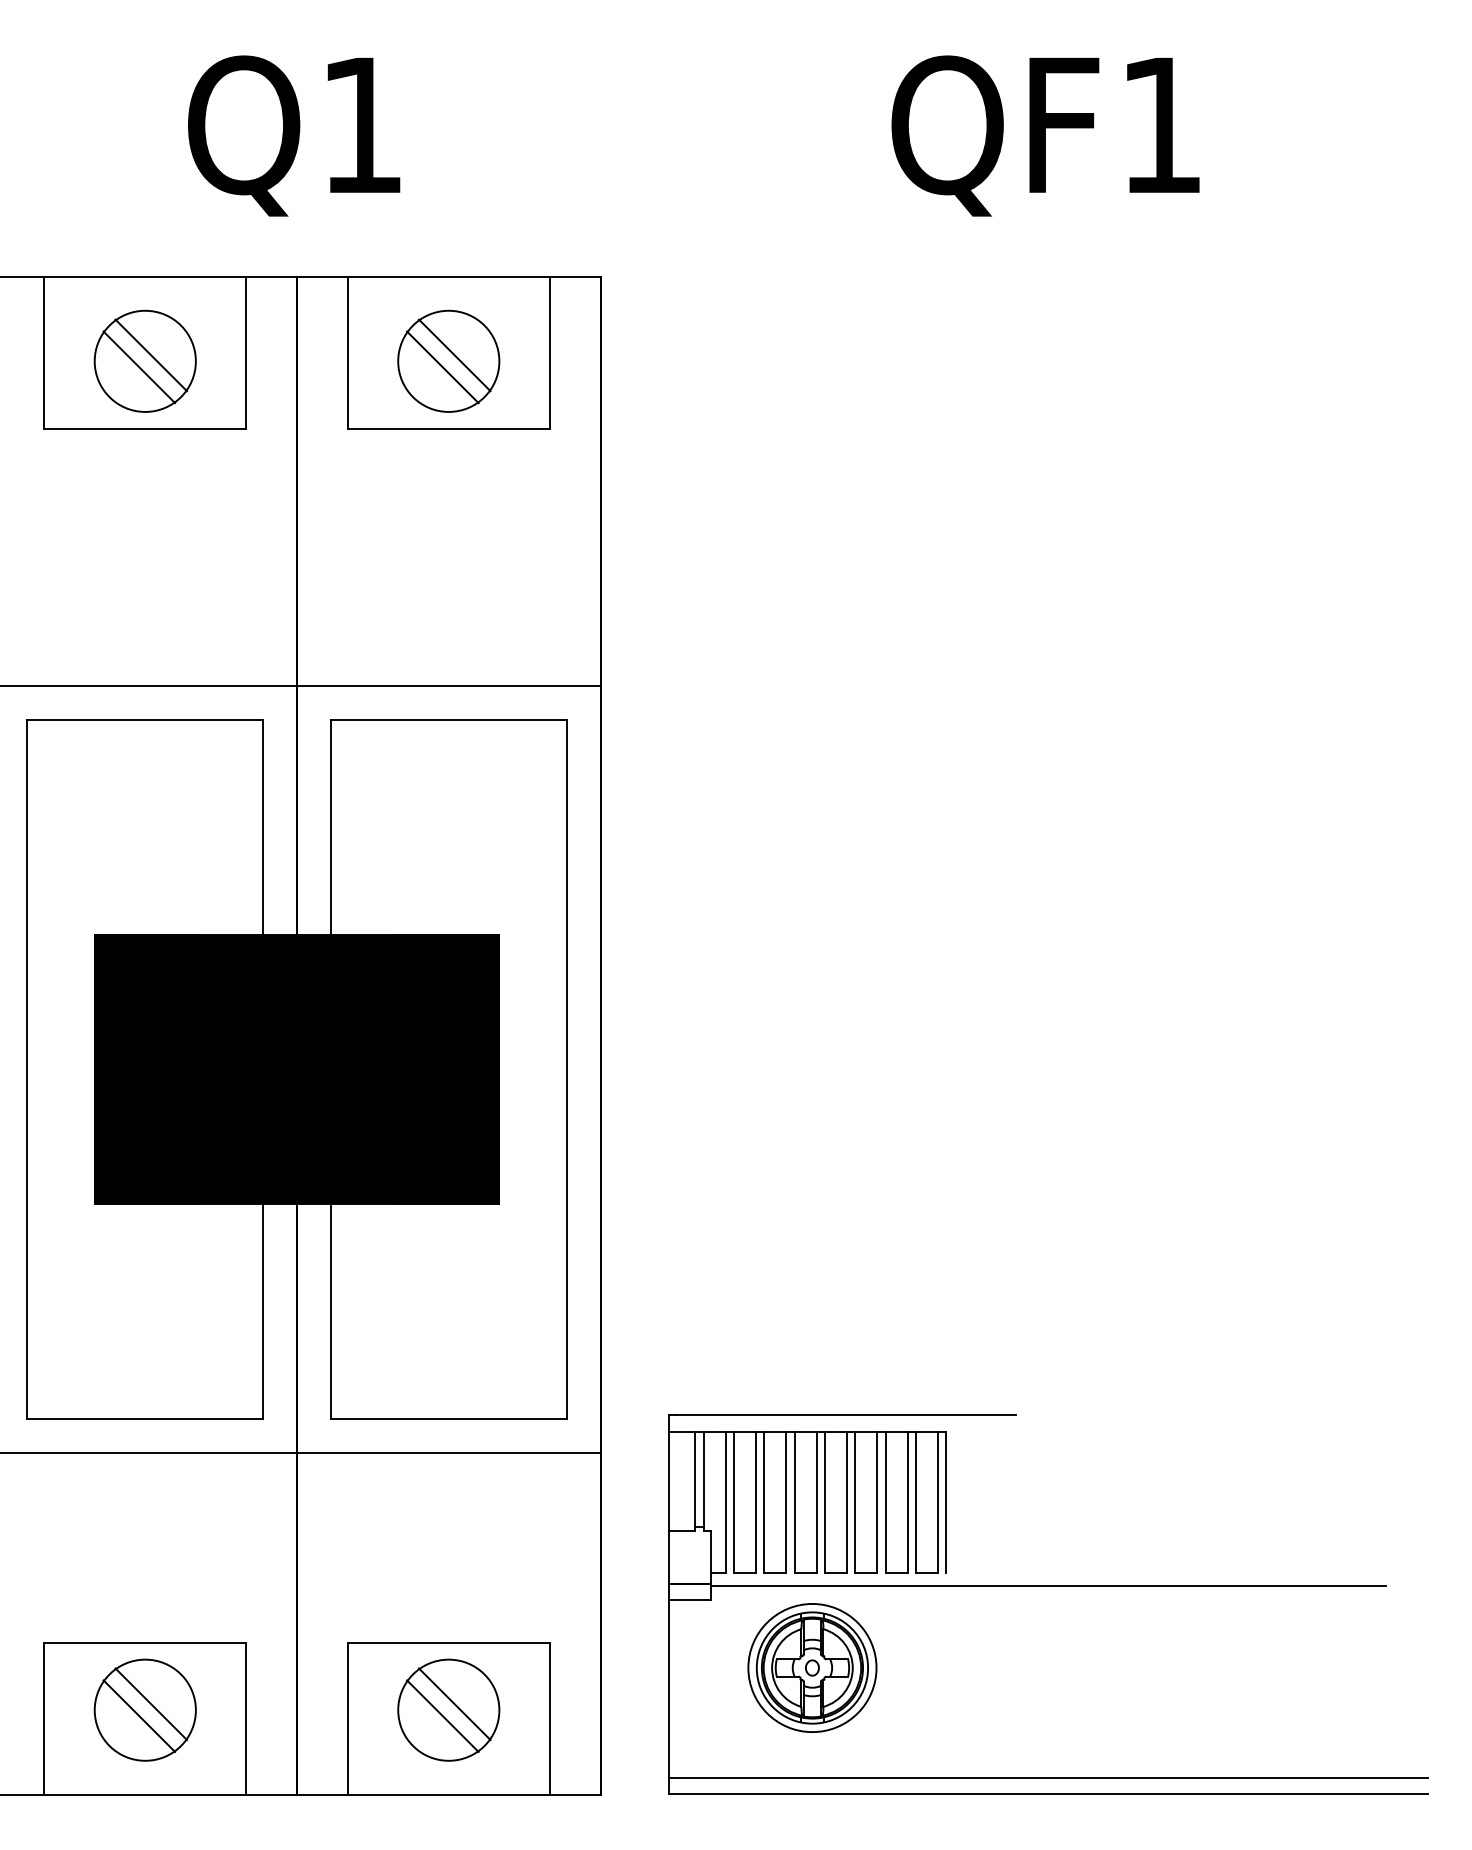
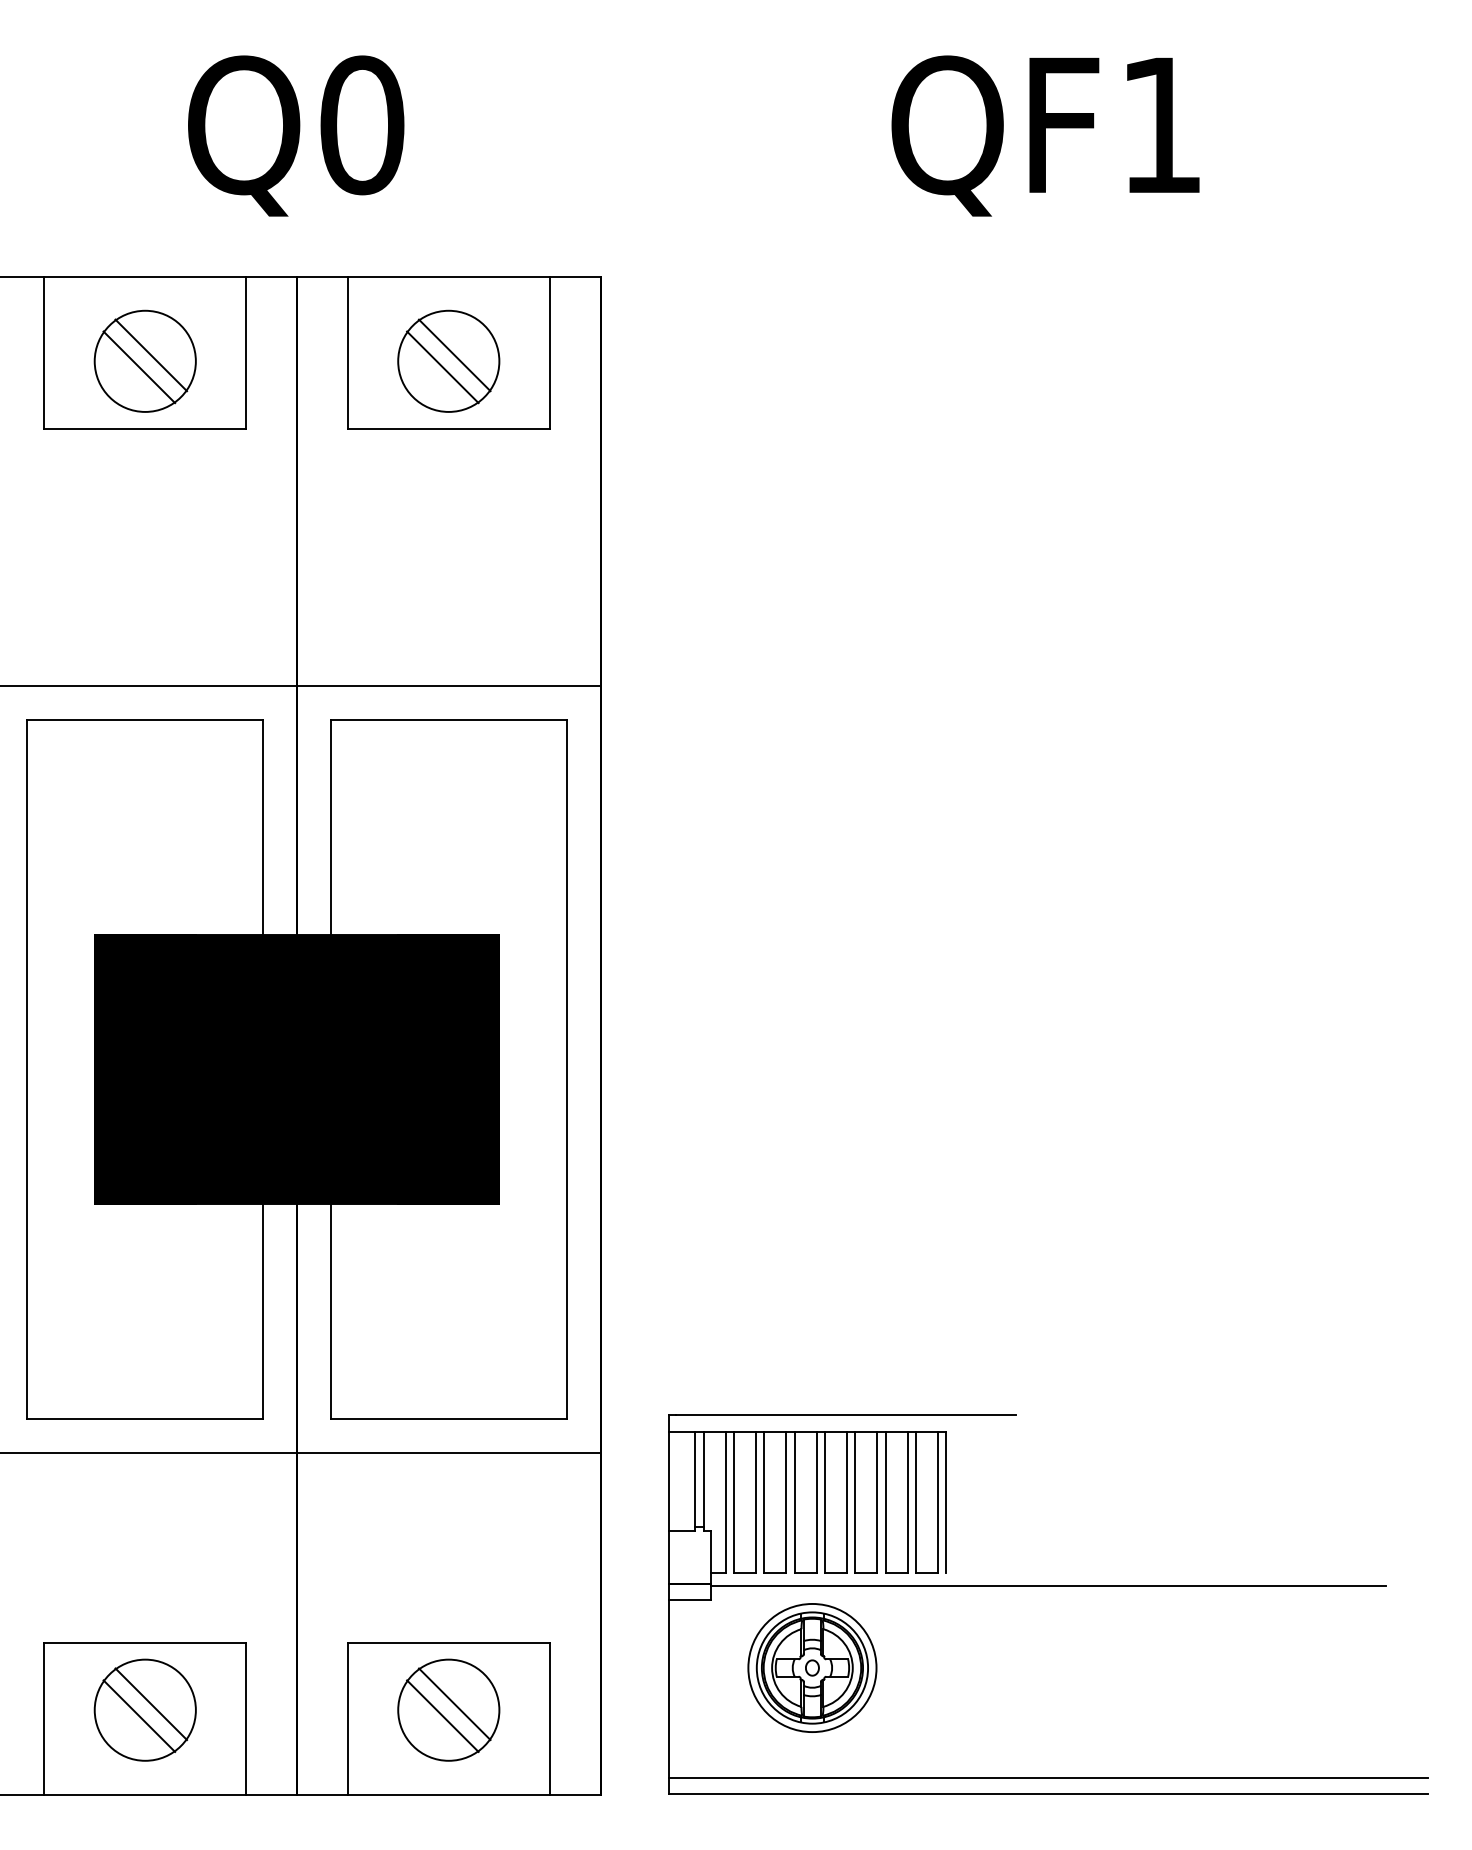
text: Q1 -> Q0 (362, 125)
